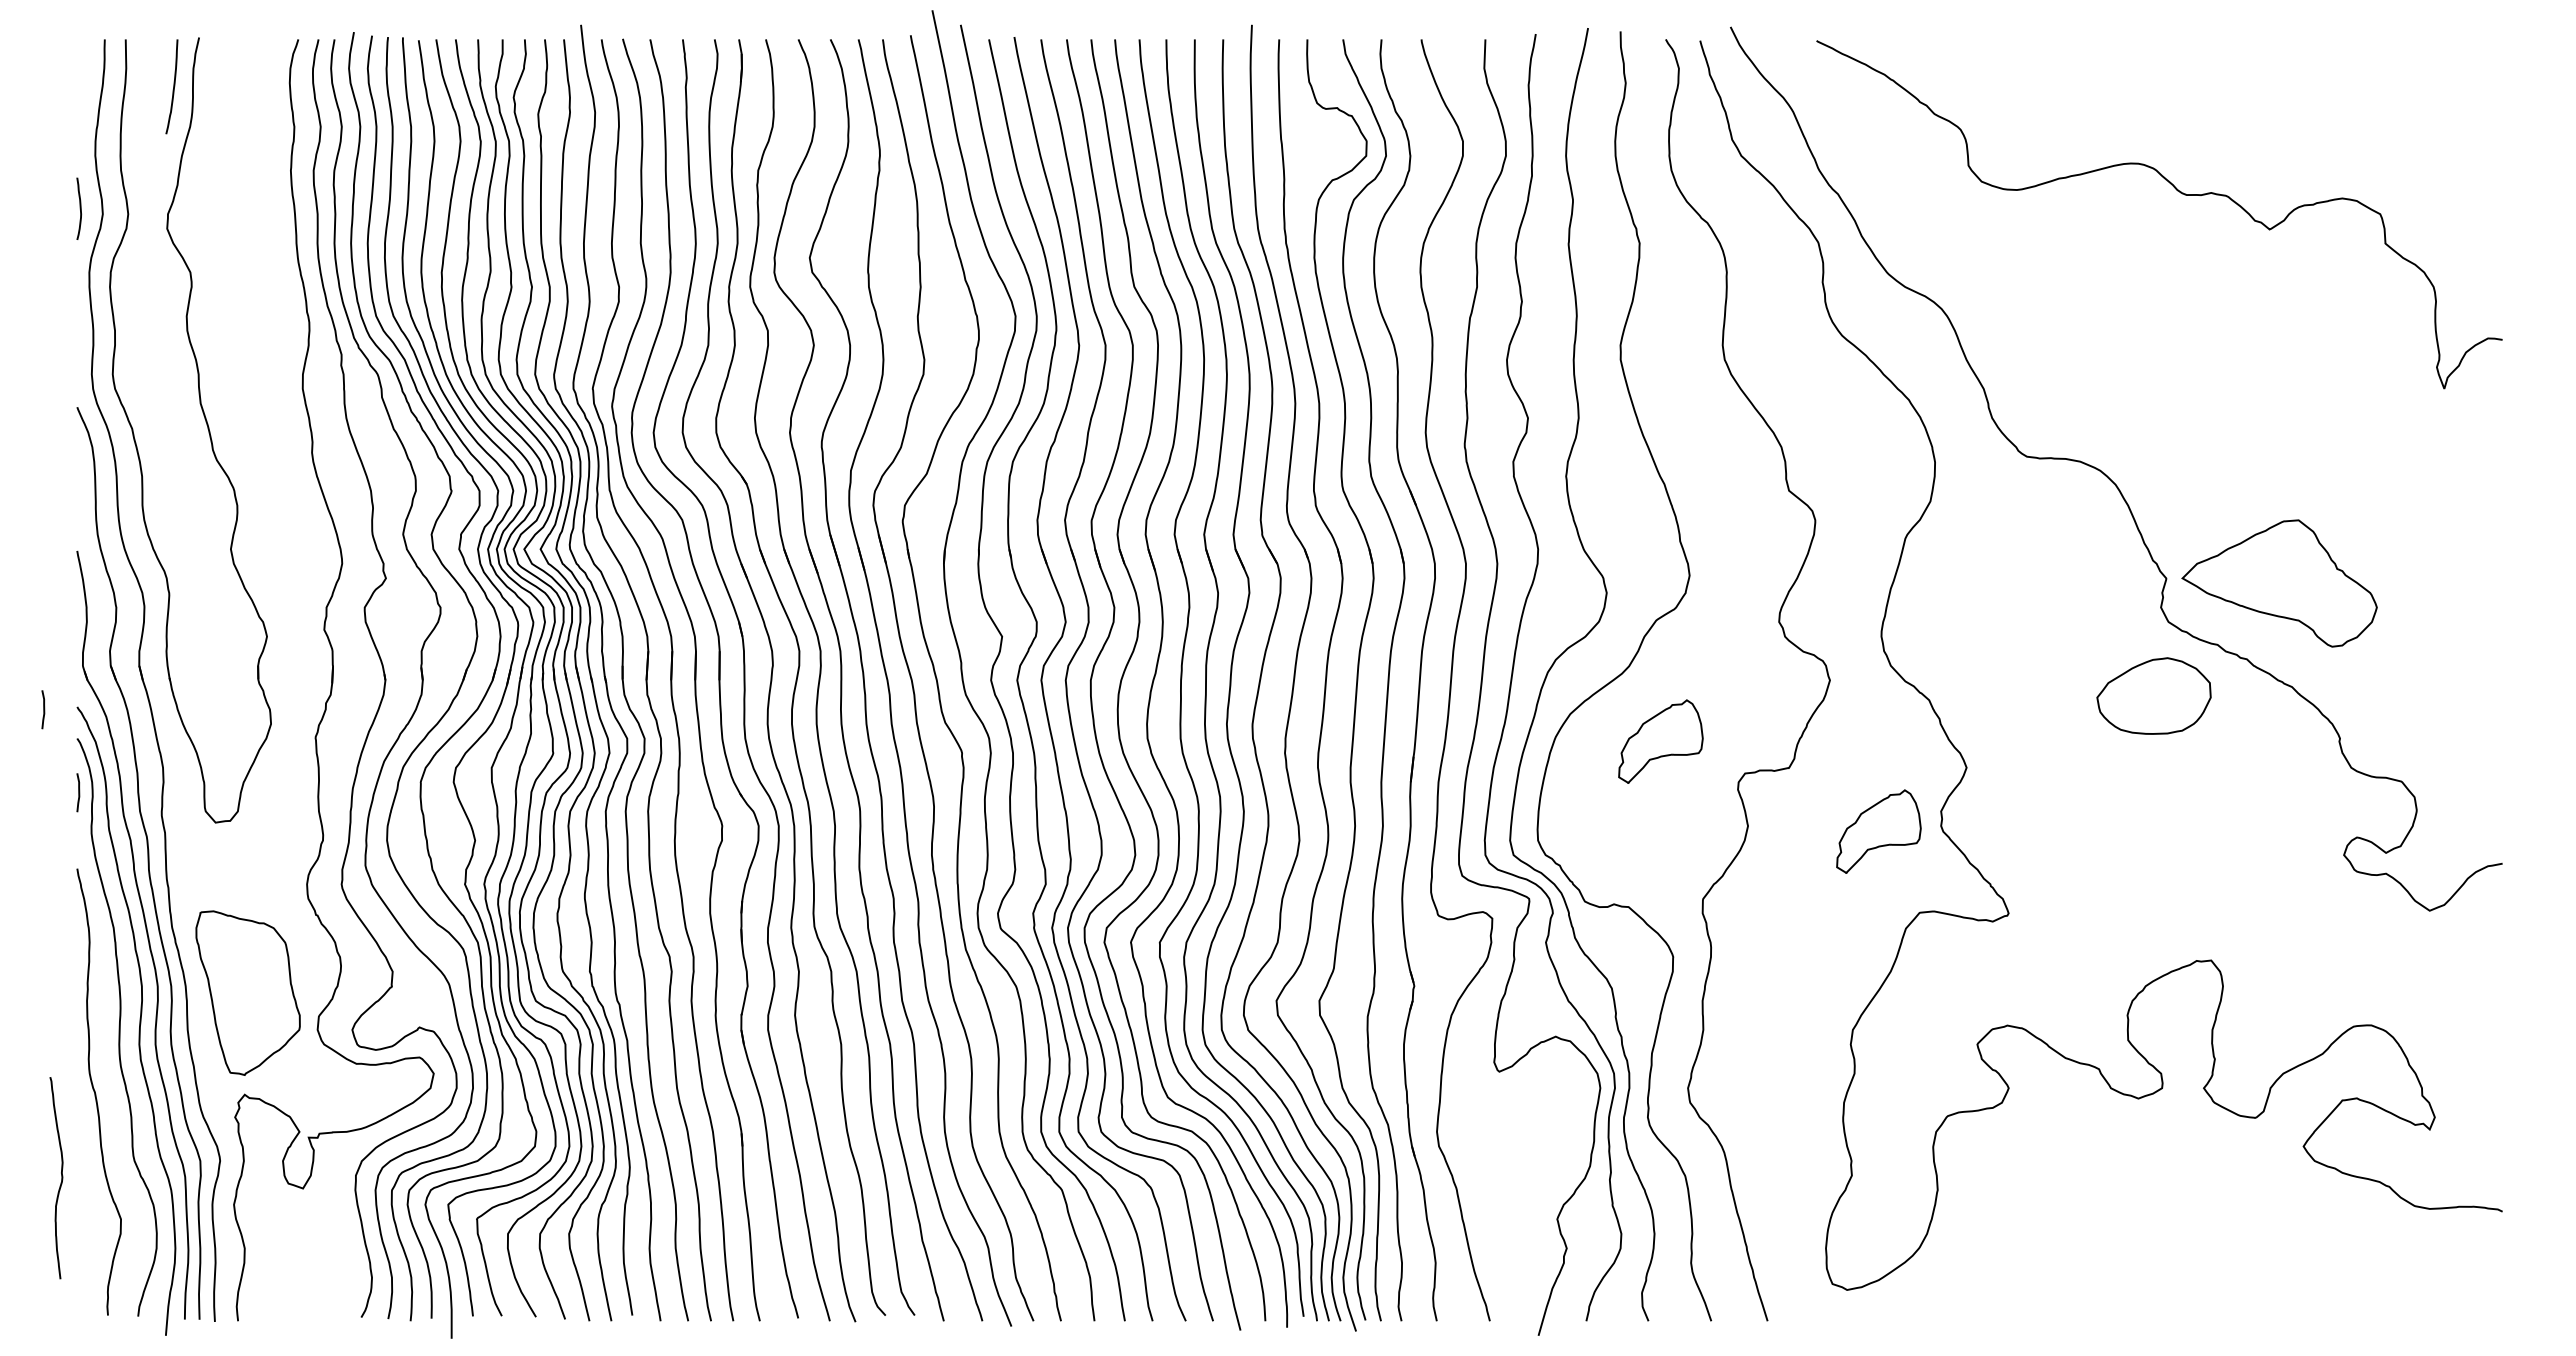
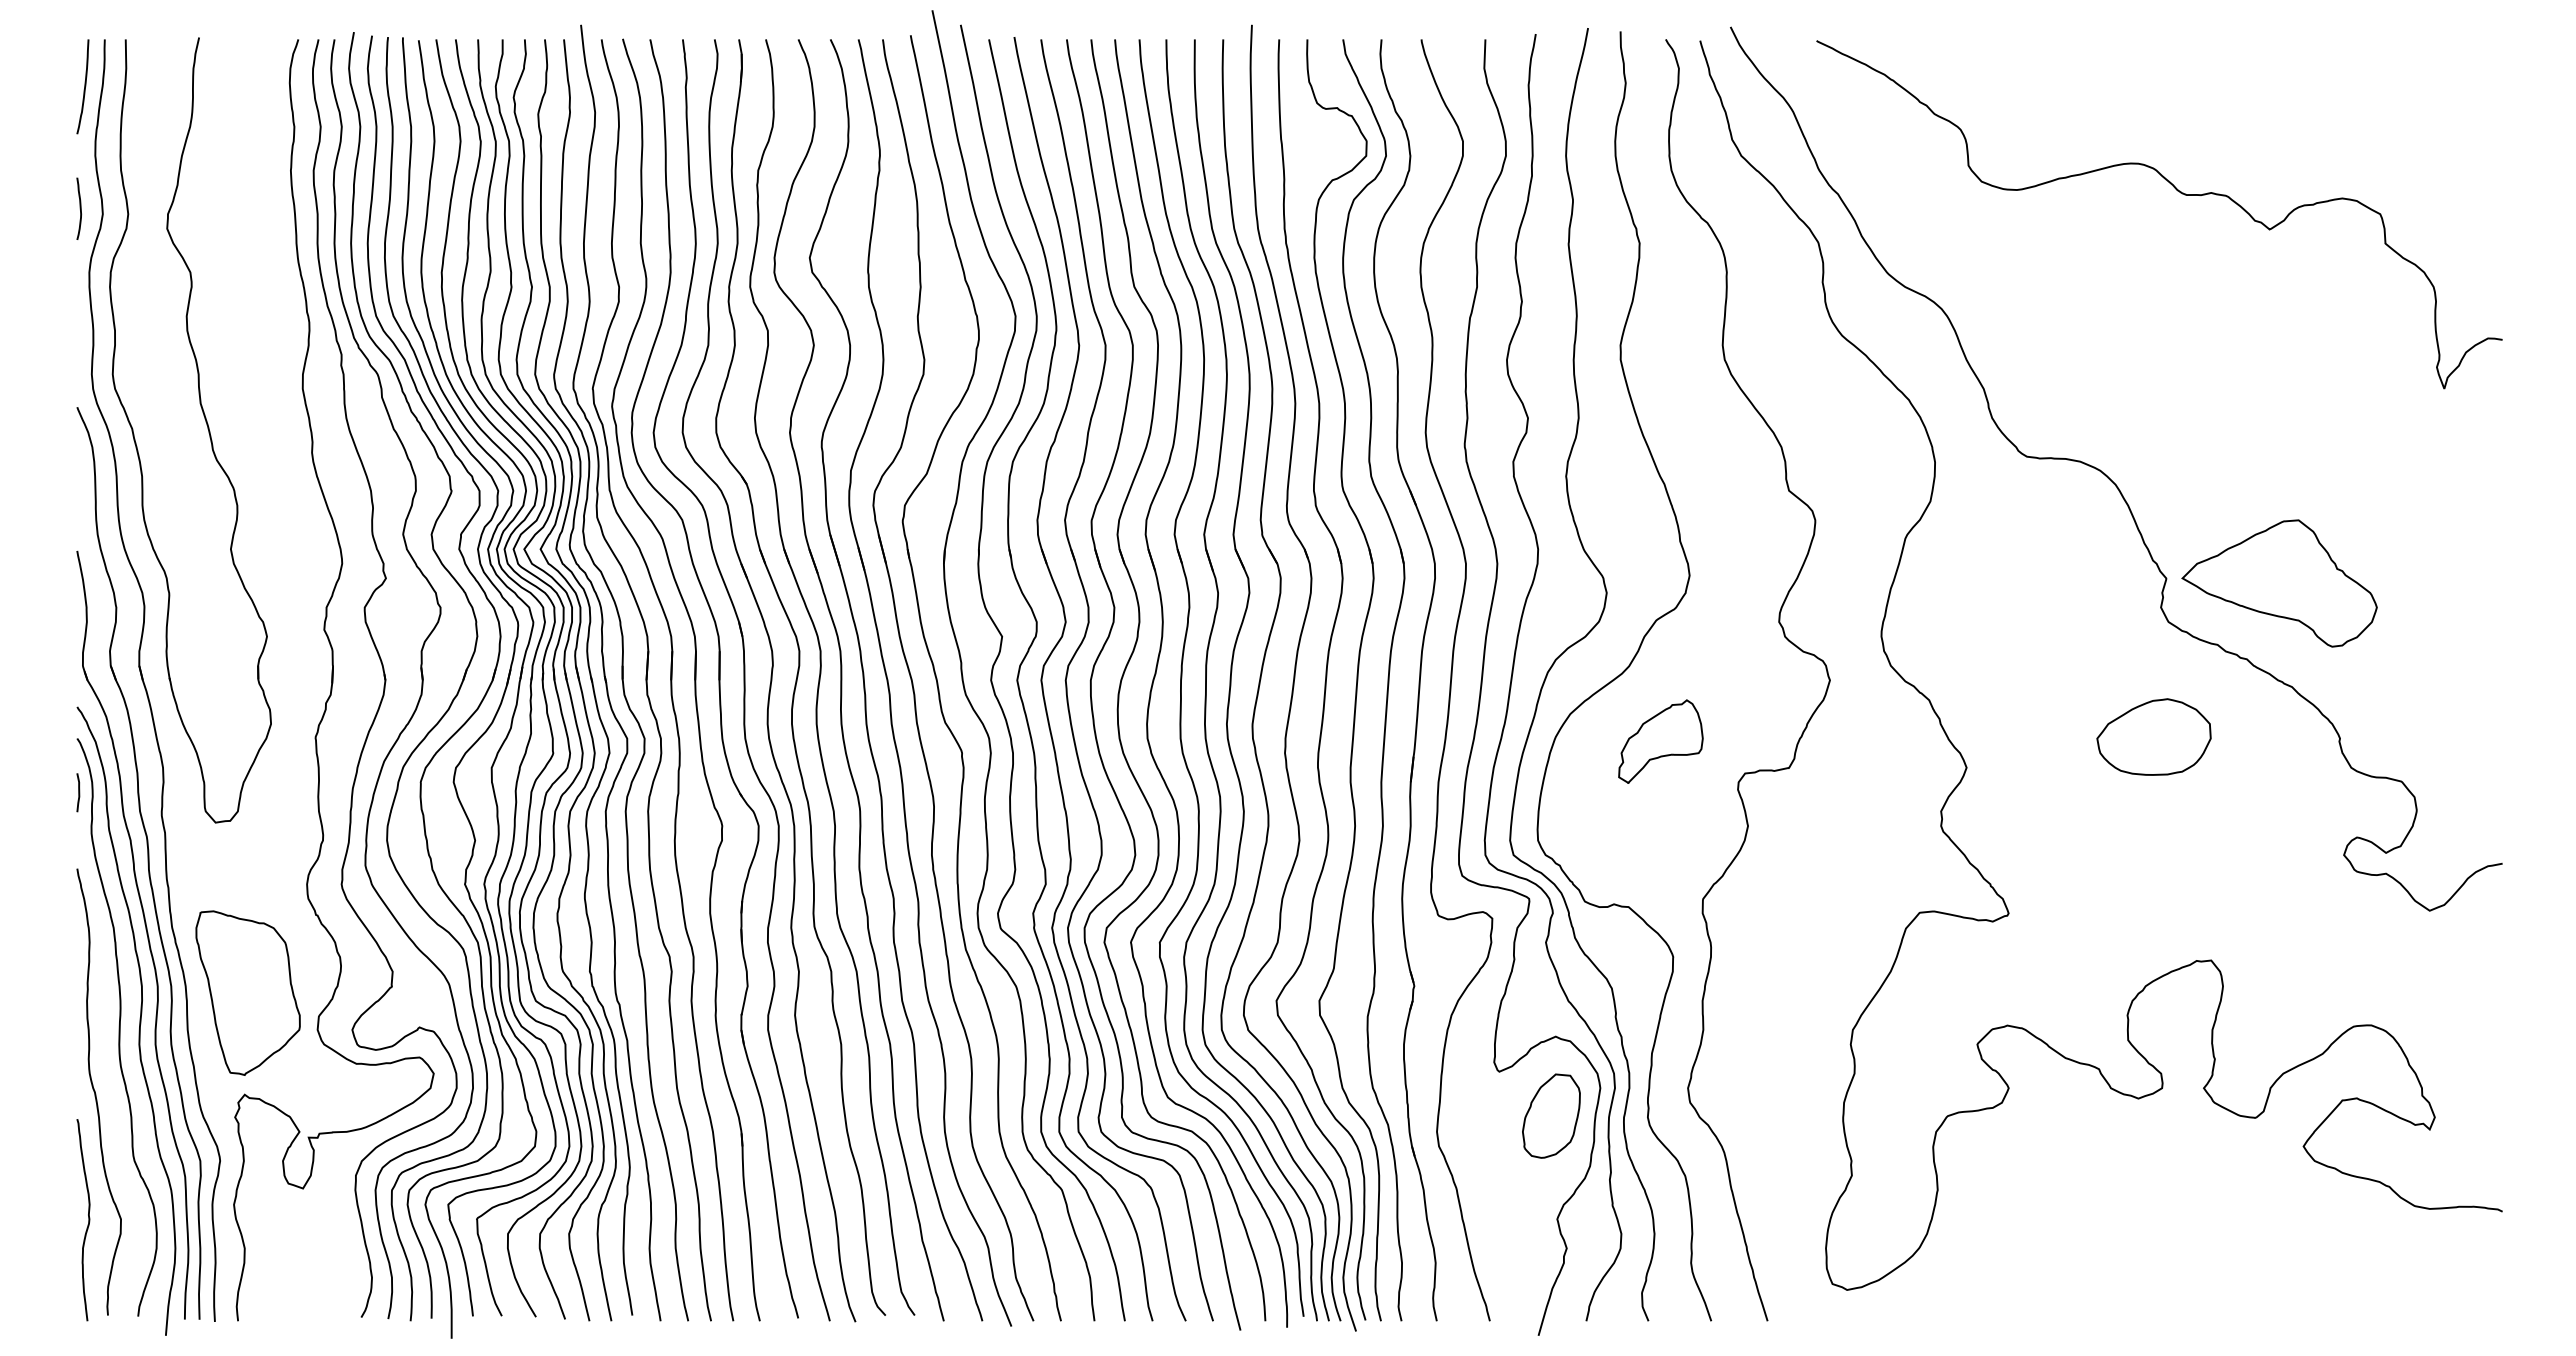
curve position: (173, 86) -> (84, 86) (84, 86)
part position: (2153, 695) -> (2153, 736) (2153, 736)
curve: present -> none (43, 709)
part: present -> none (1878, 831)
part: none -> present (1551, 1115)
curve position: (61, 1178) -> (88, 1220) (88, 1220)
